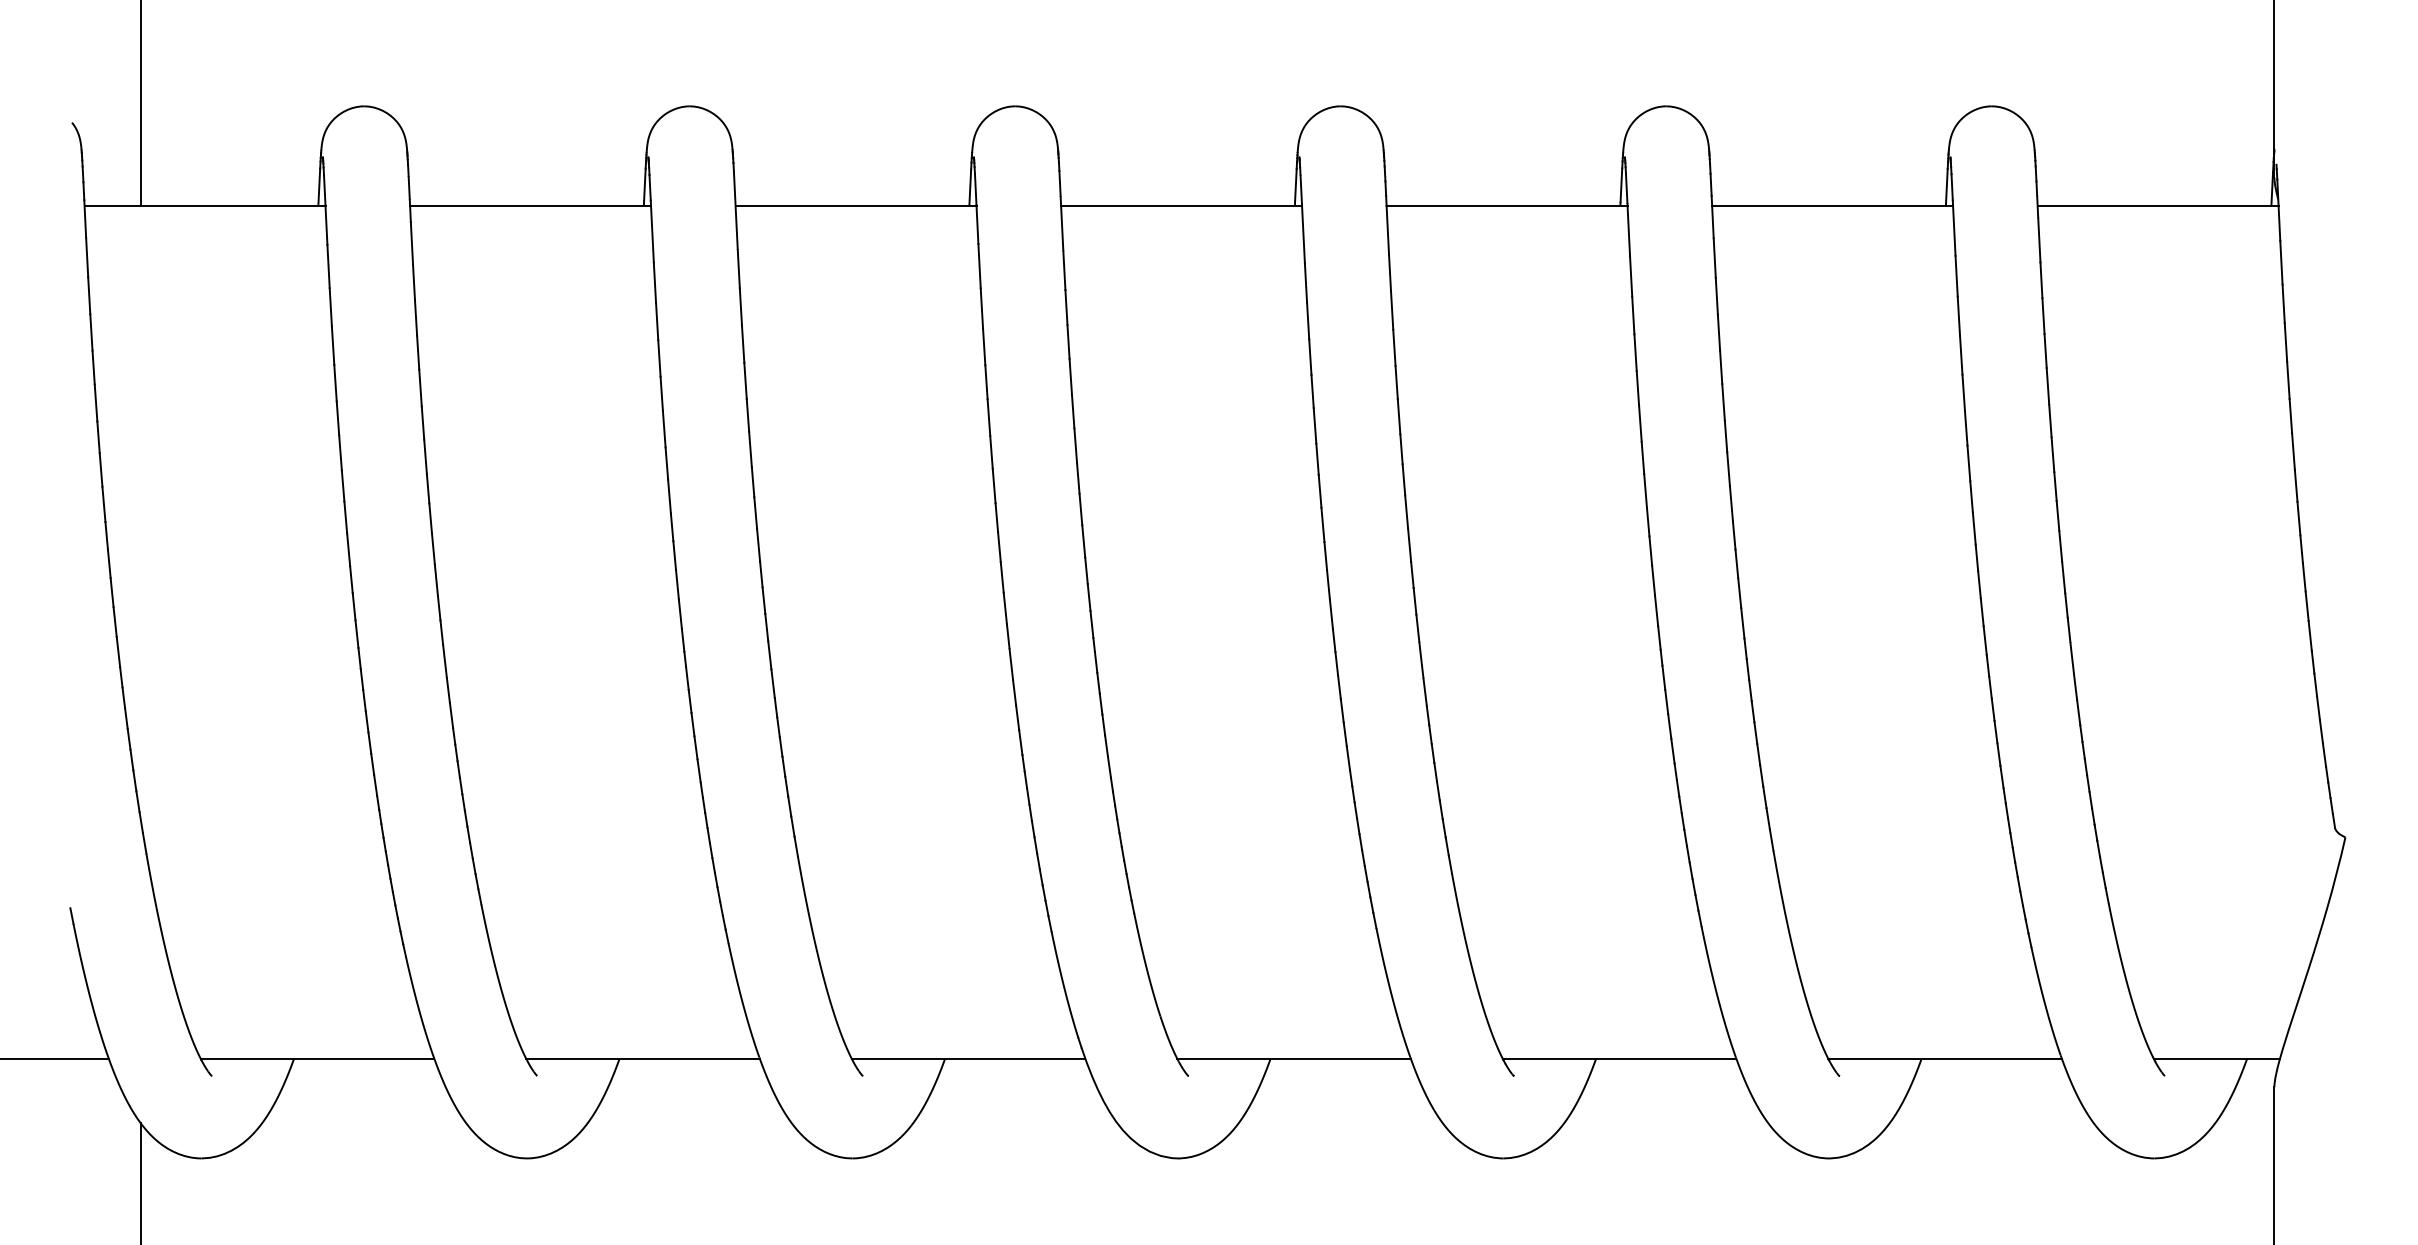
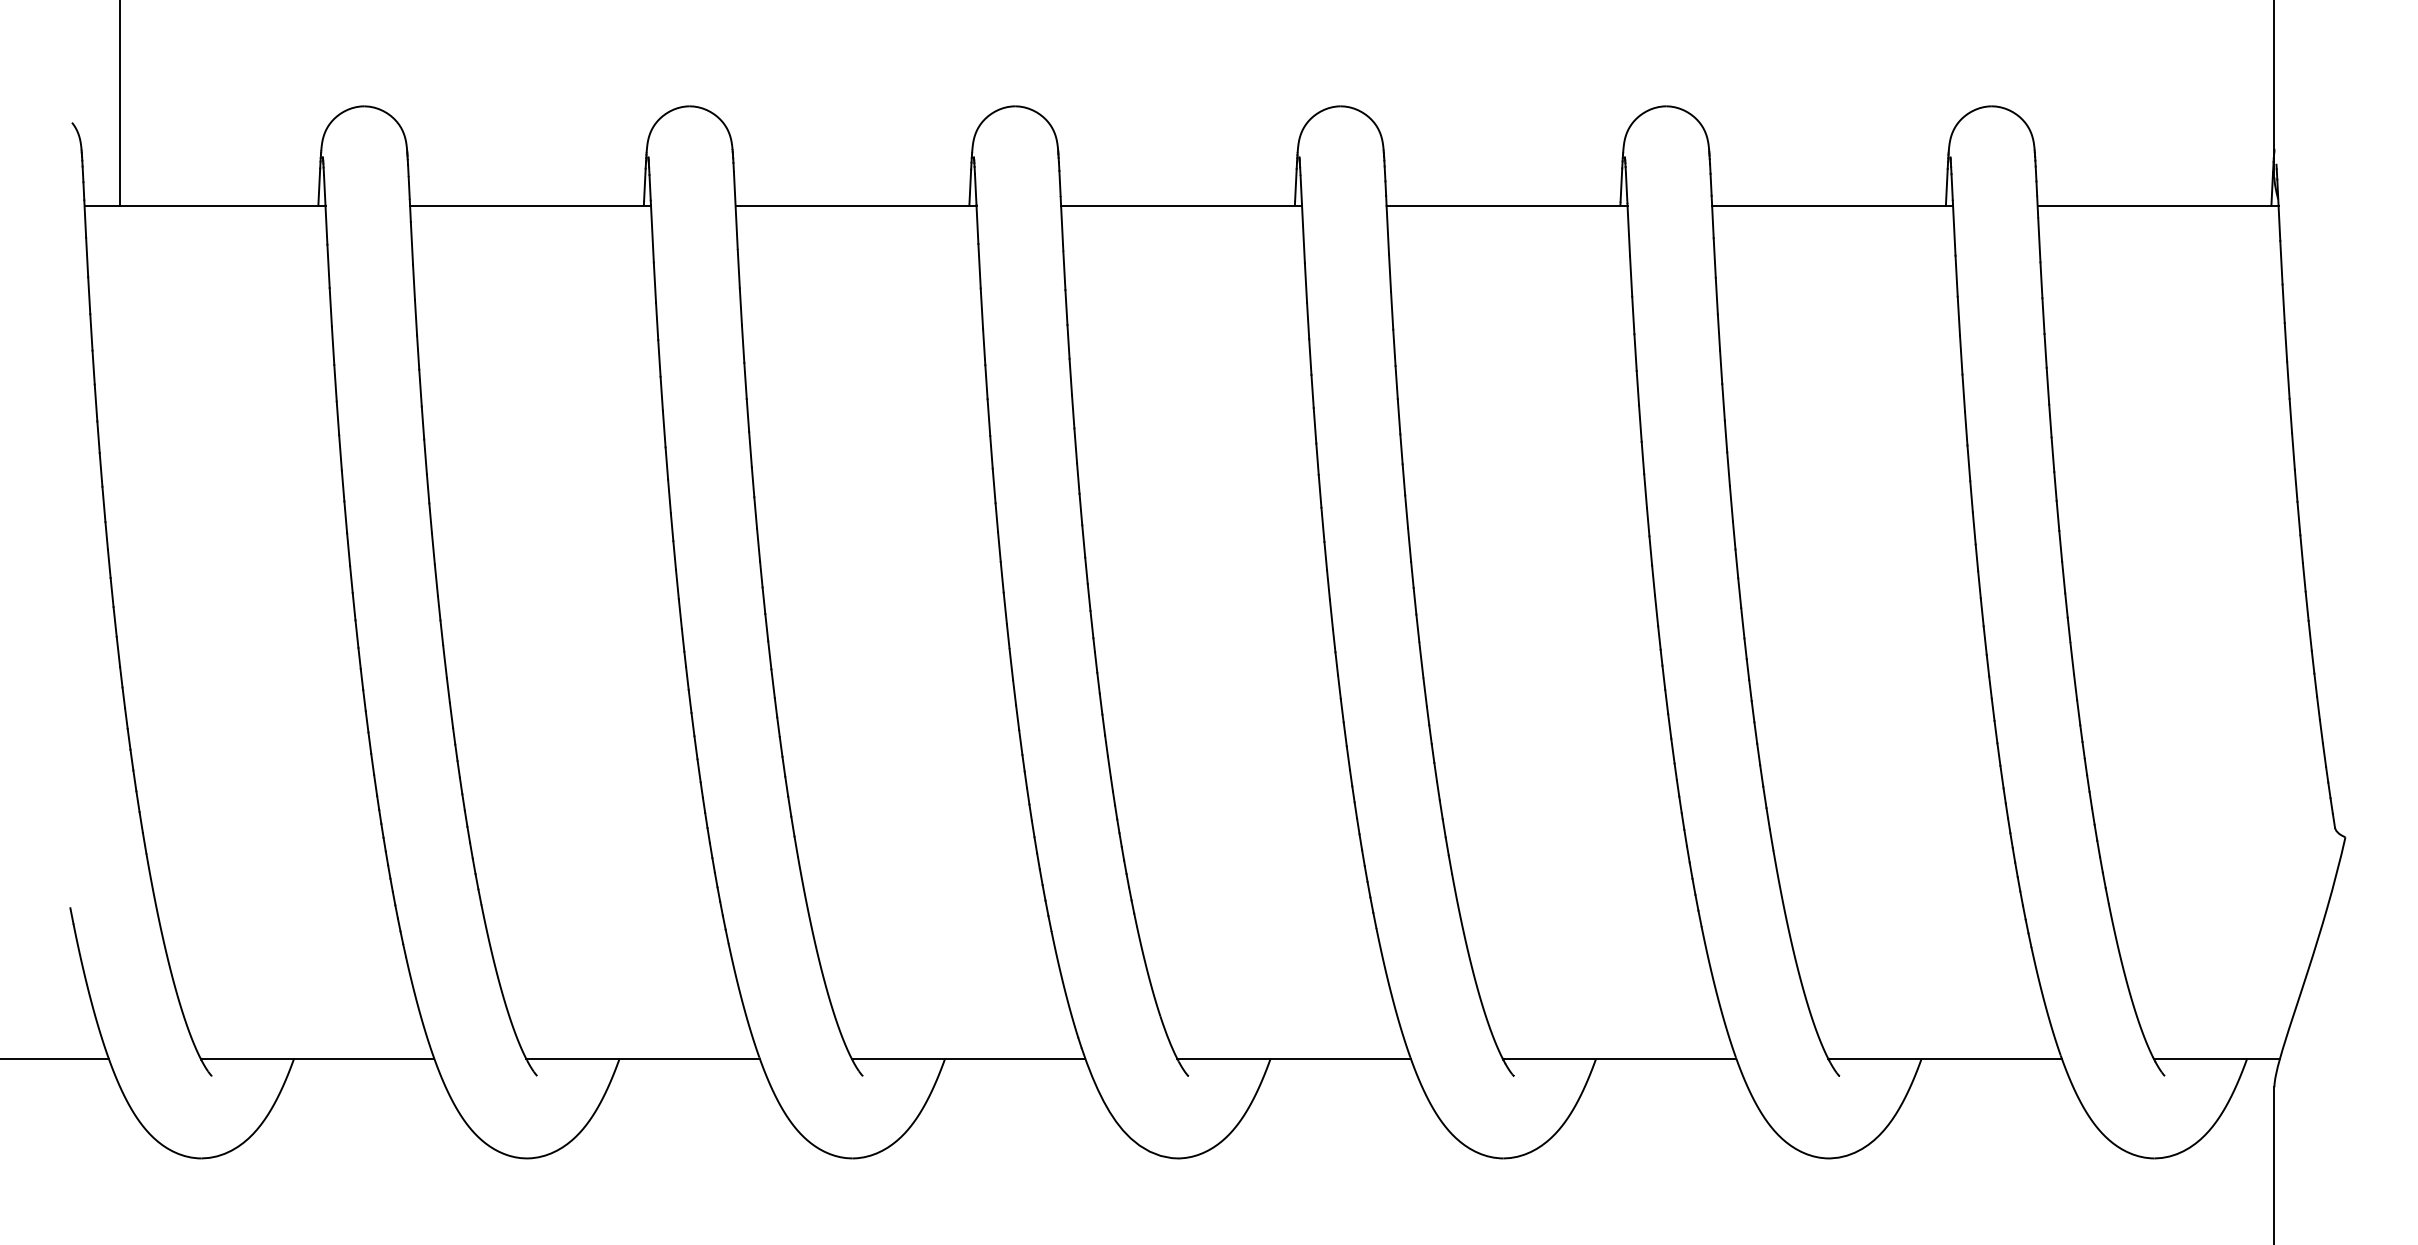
line position: (140, 103) -> (119, 103) (119, 103)
line: present -> none (140, 1182)
